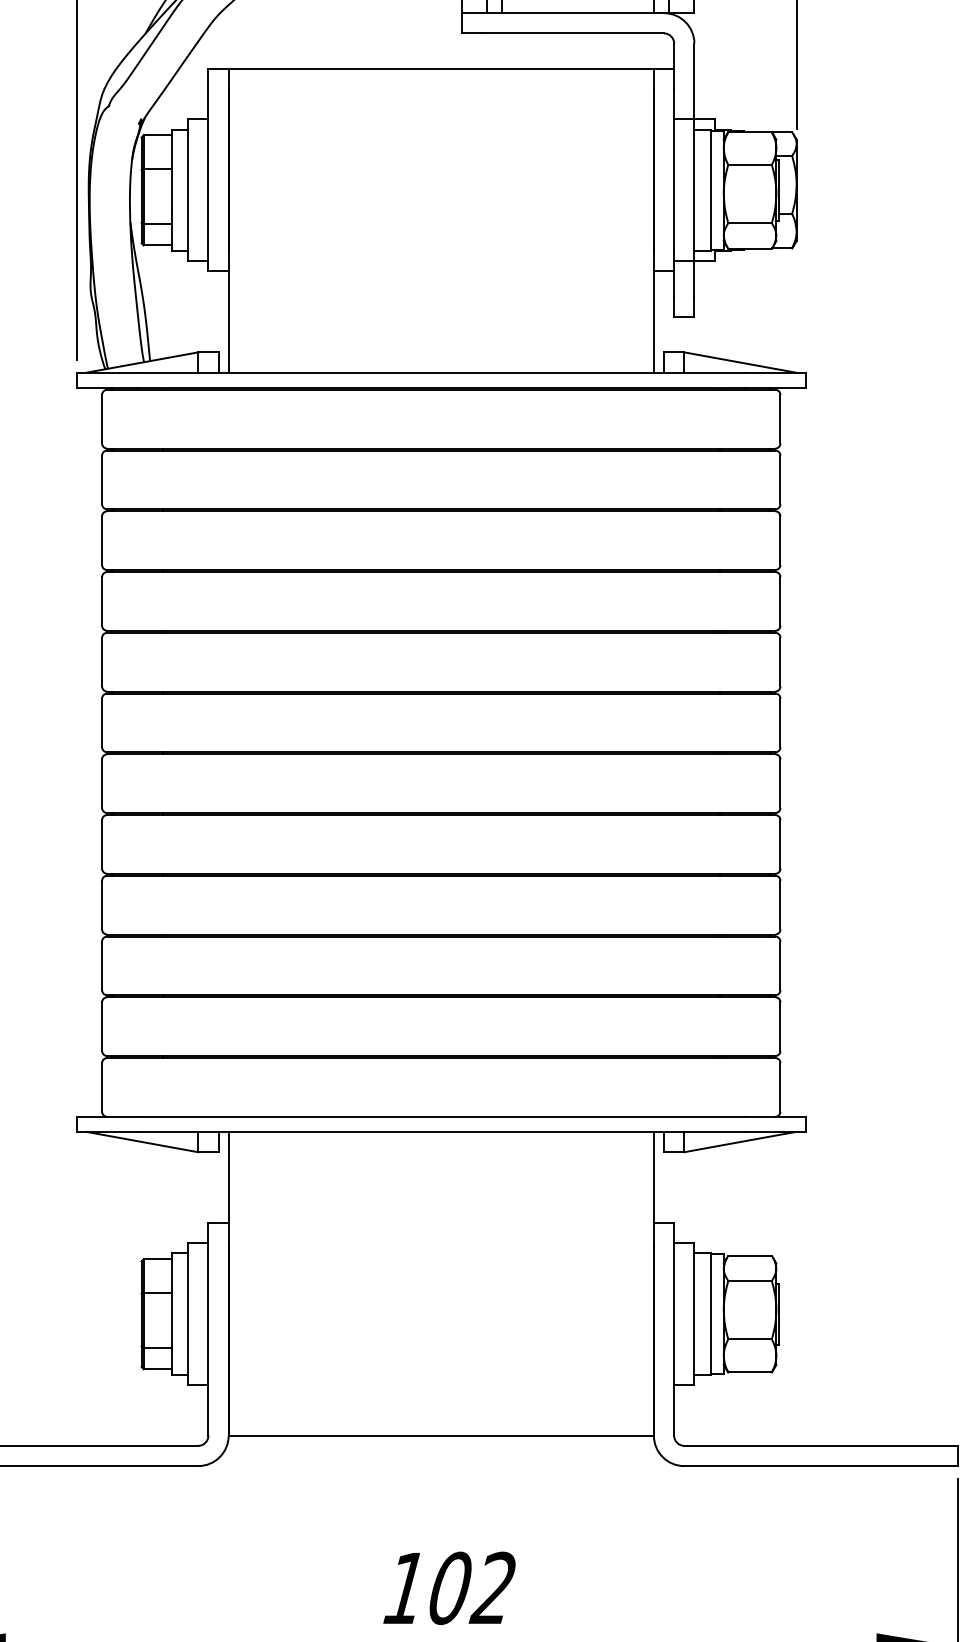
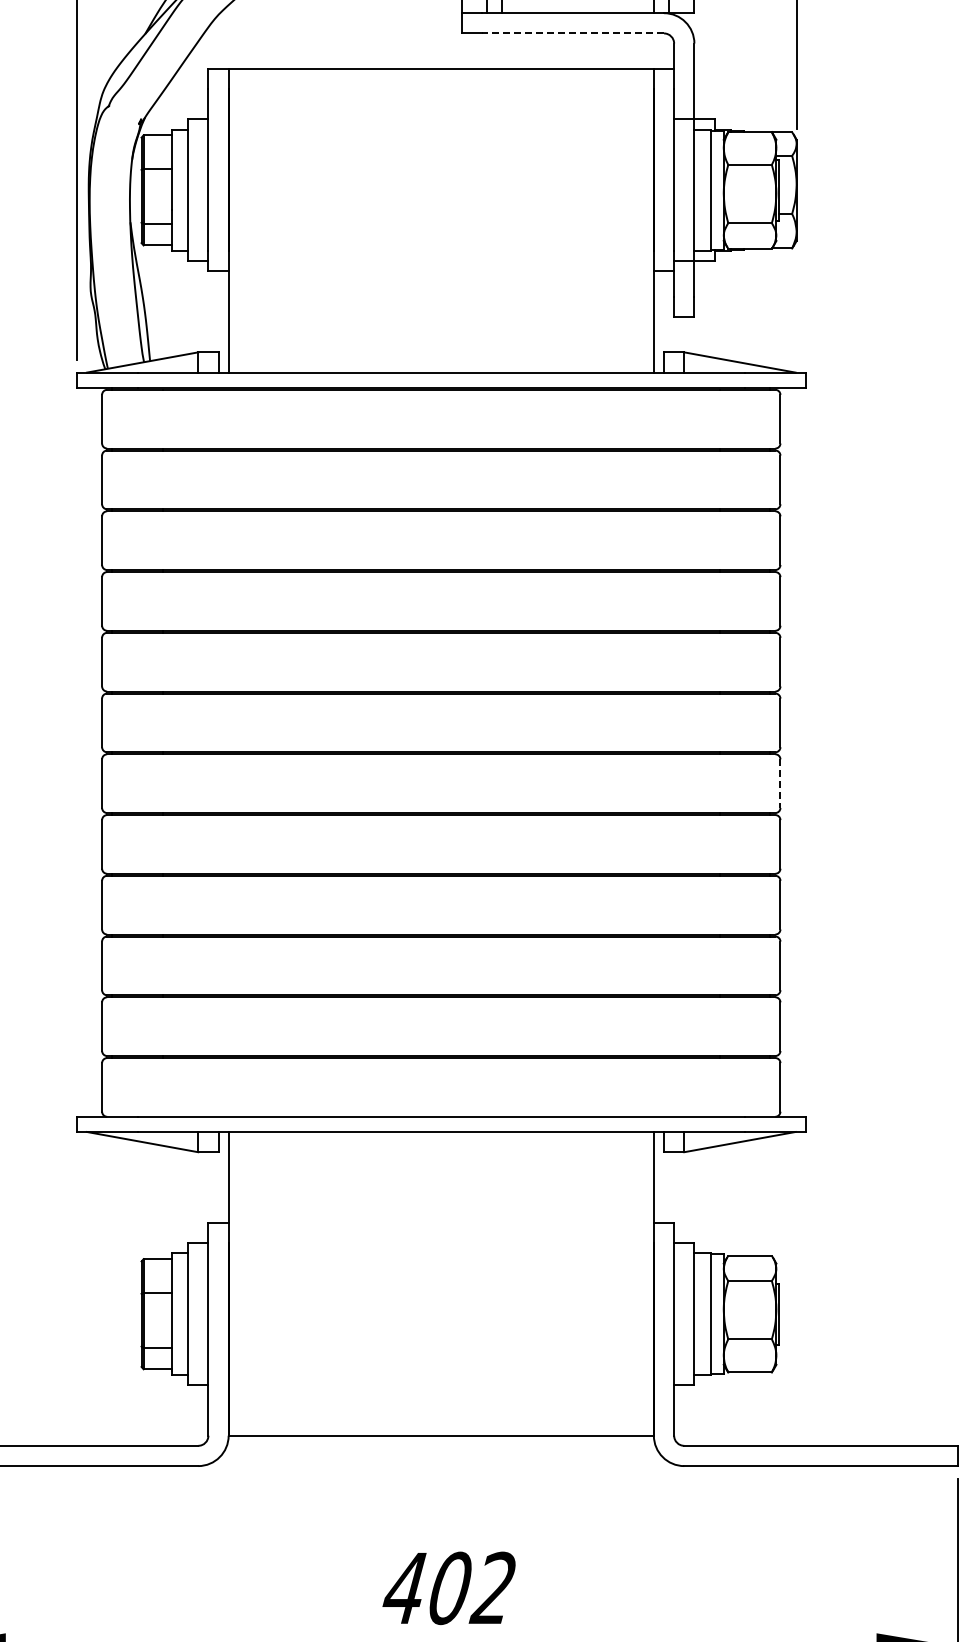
line: solid -> dashed (572, 33)
line: solid -> dashed (780, 784)
text: 102 -> 402 (404, 1587)
